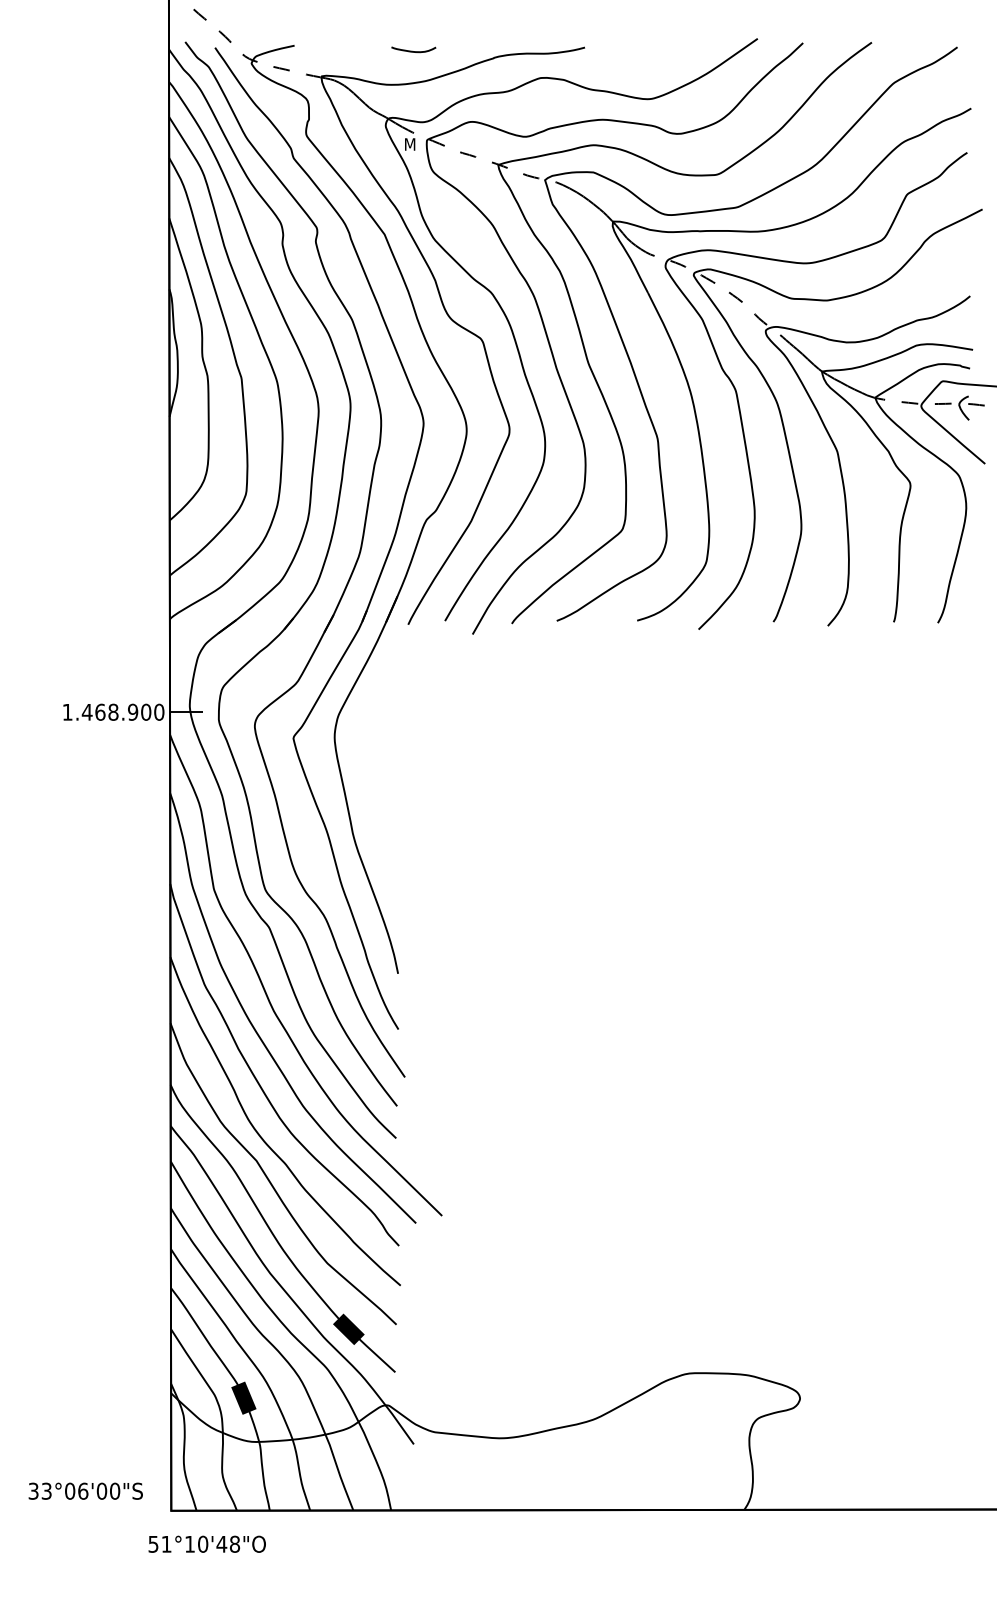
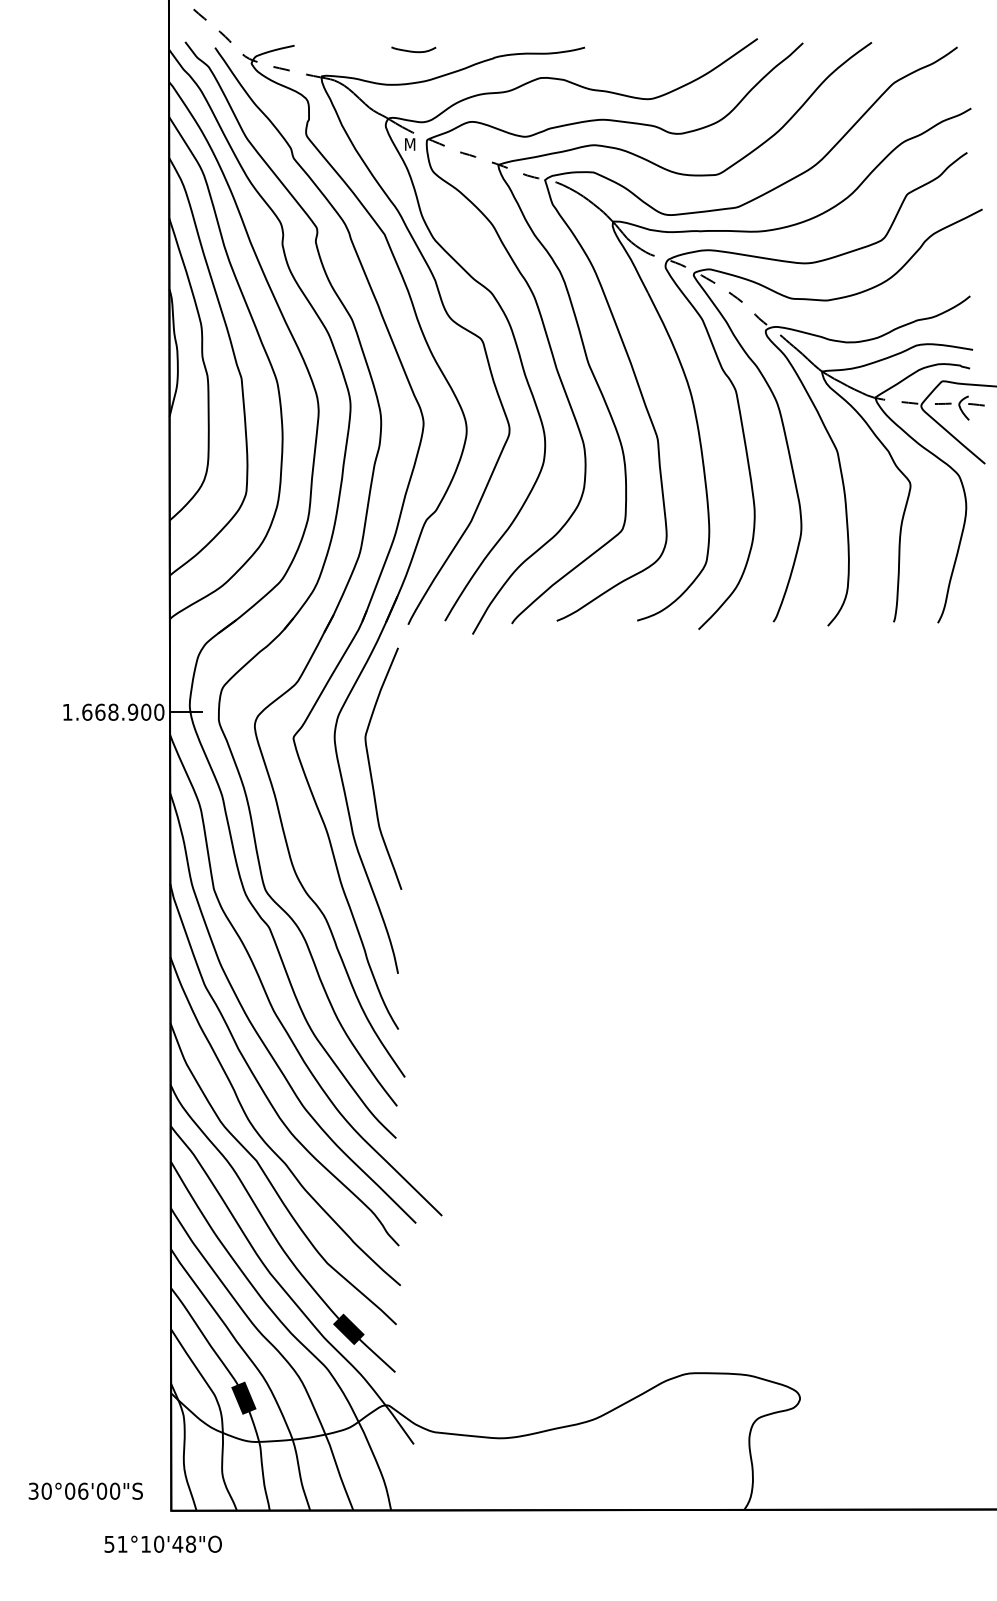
text: 1.468.900 -> 1.668.900 (86, 711)
curve: none -> present (371, 770)
text: 33°06'00"S -> 30°06'00"S (46, 1490)
text position: (206, 1543) -> (162, 1543) (162, 1543)
